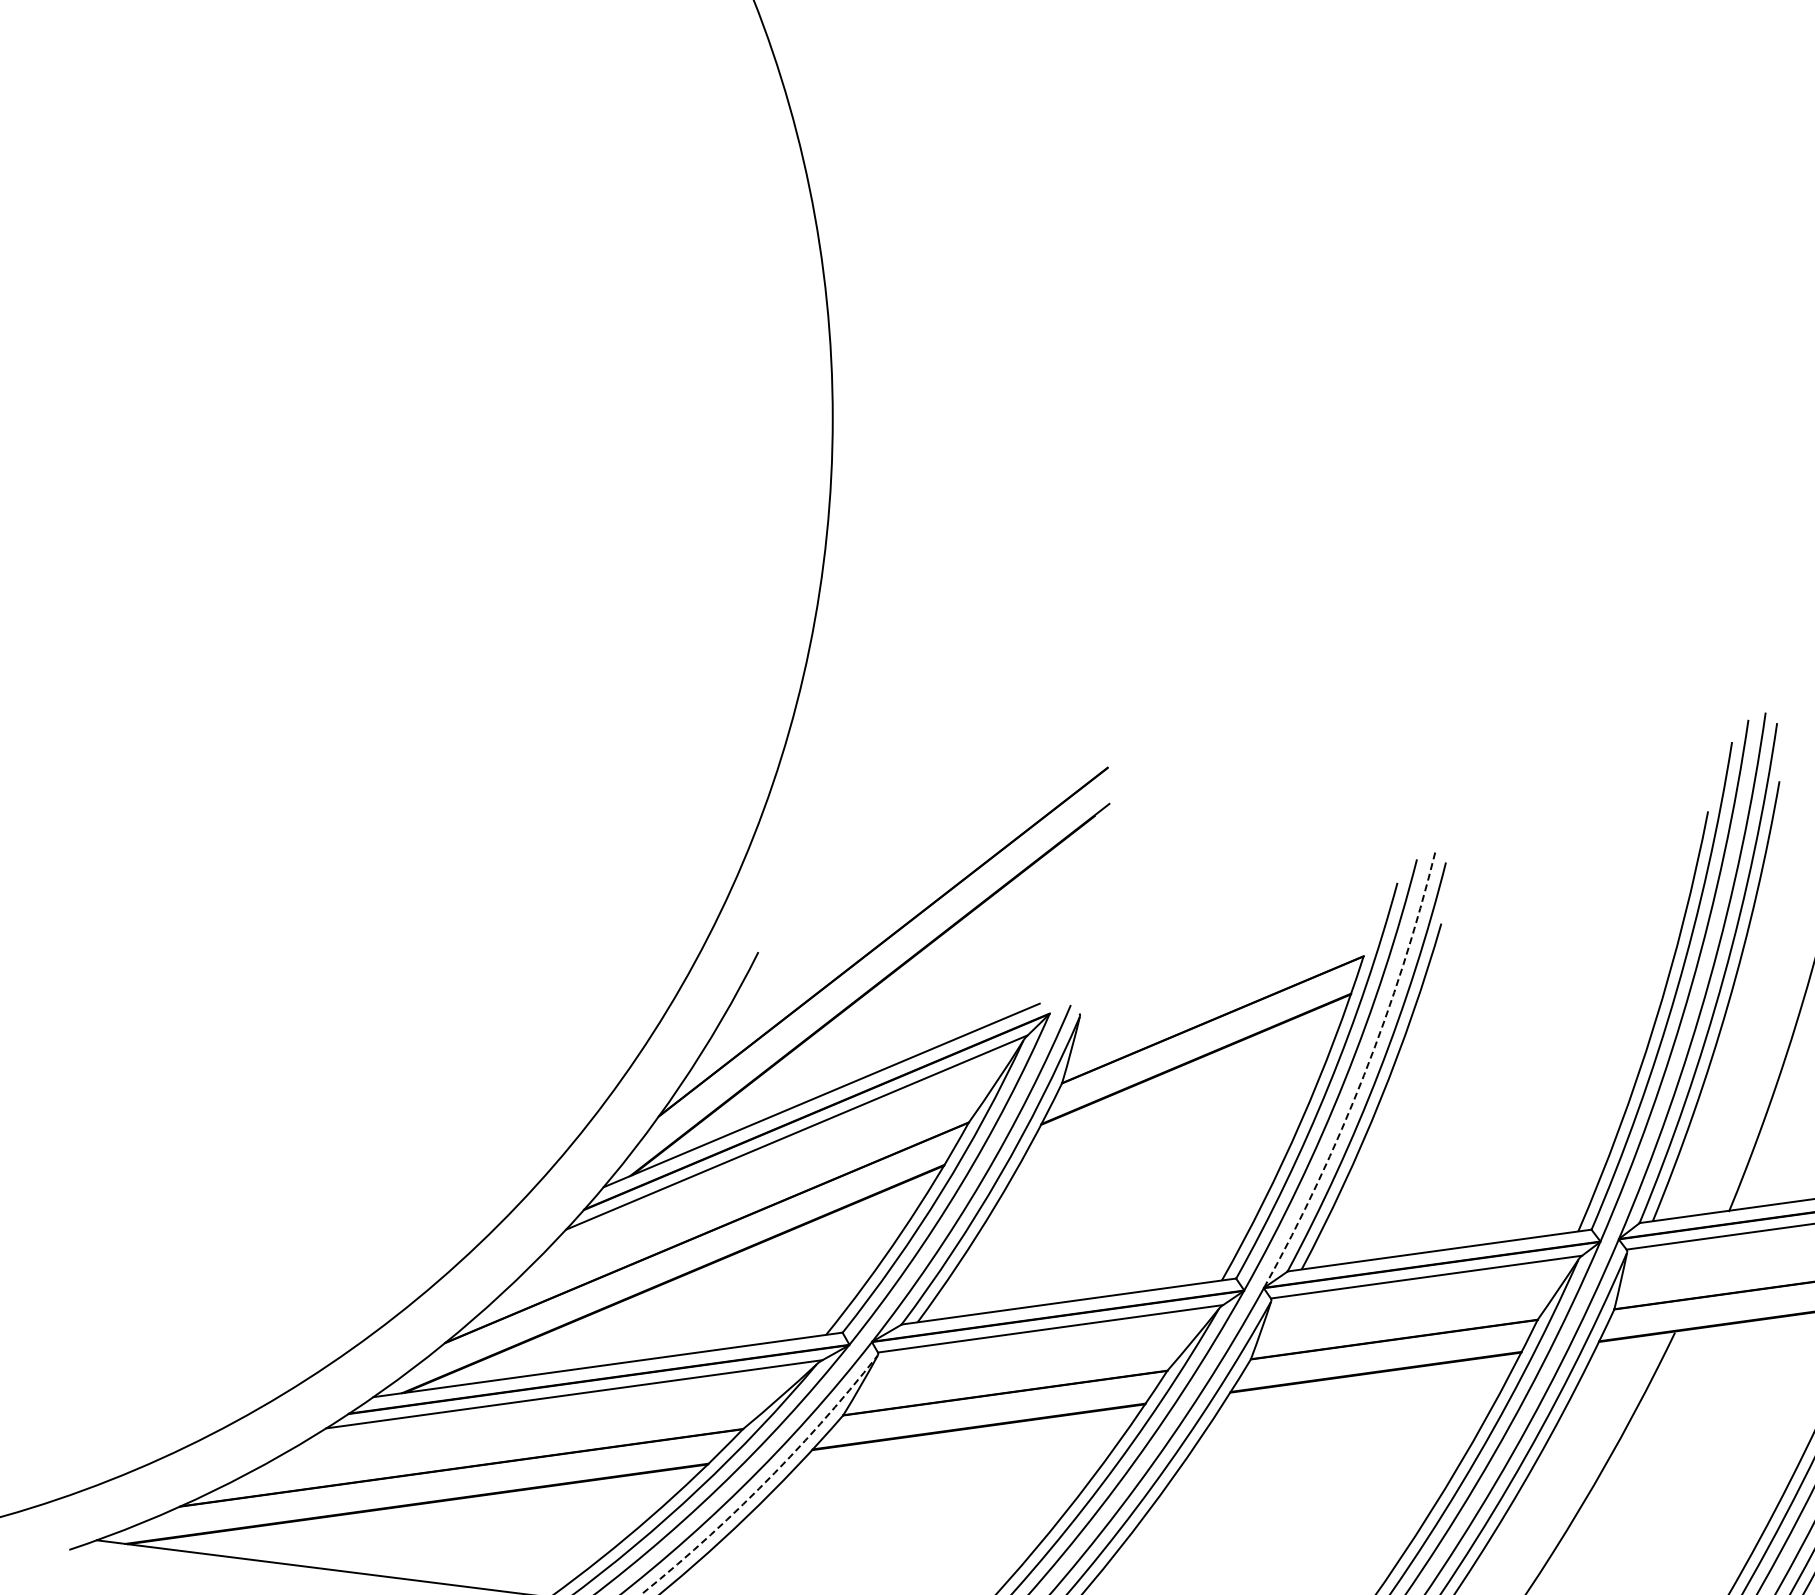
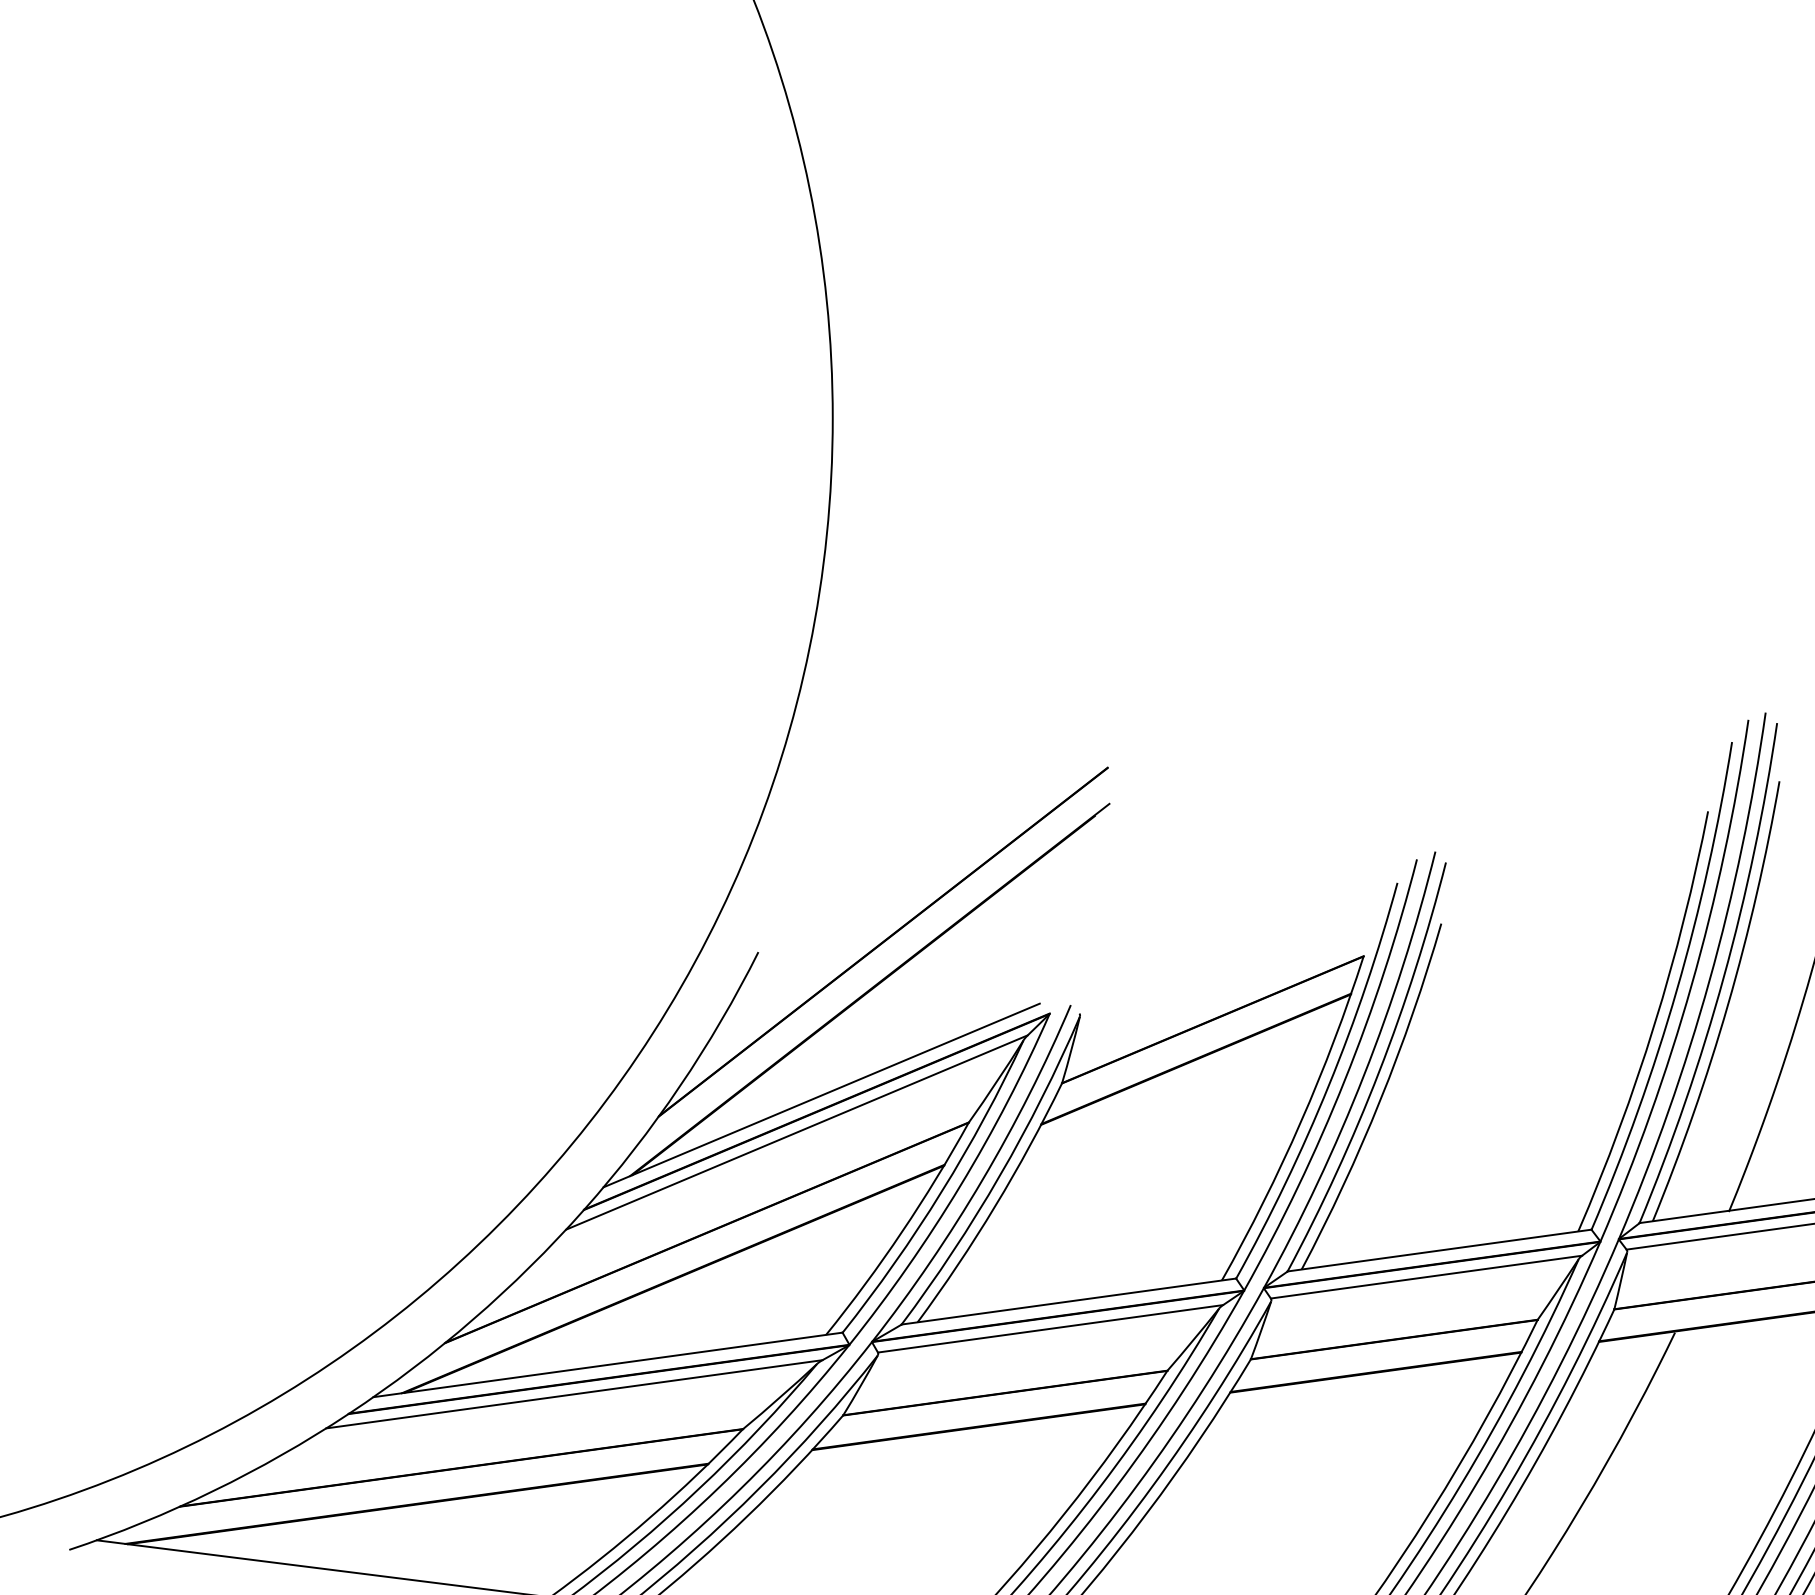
arc: dashed -> solid (1364, 1075)
arc: dashed -> solid (765, 1481)
